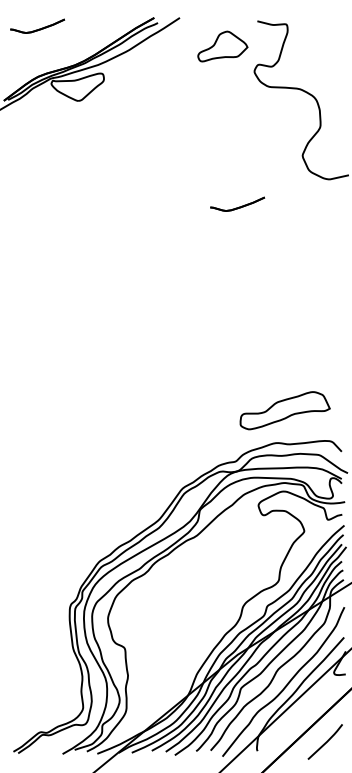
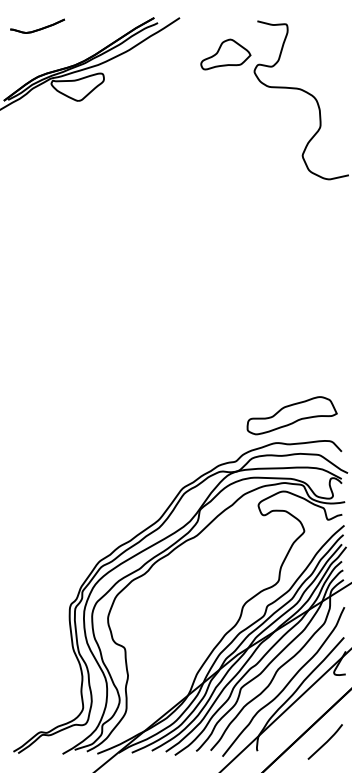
part position: (222, 46) -> (225, 54) (225, 54)
part: present -> none (237, 203)
part position: (284, 410) -> (291, 415) (291, 415)
